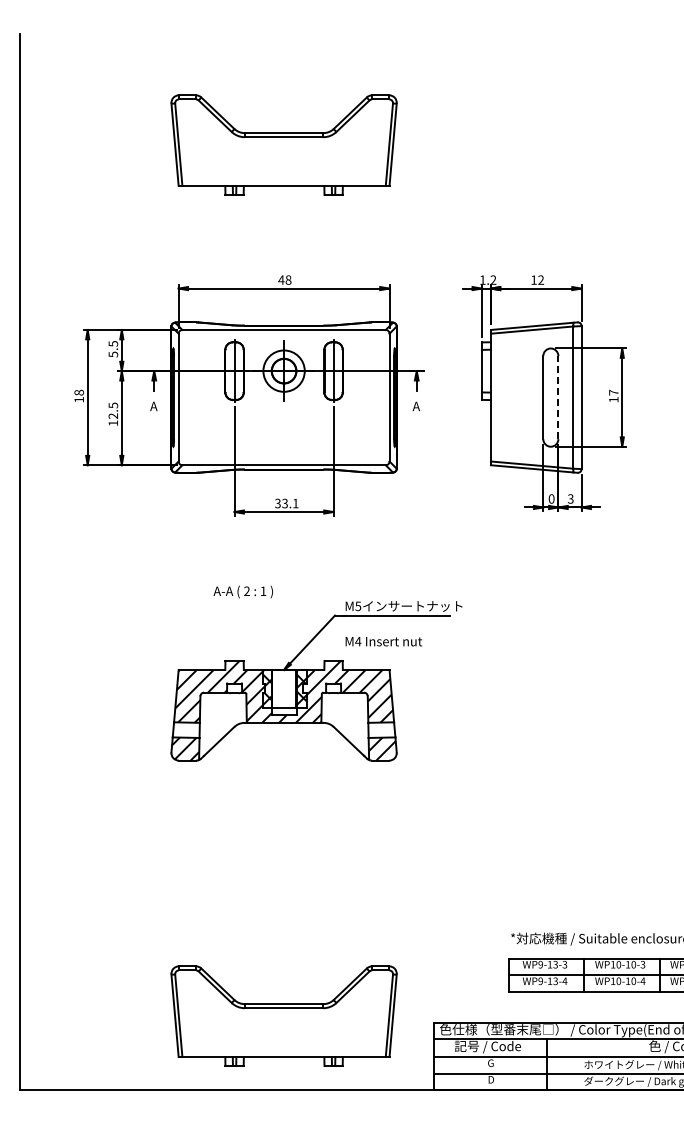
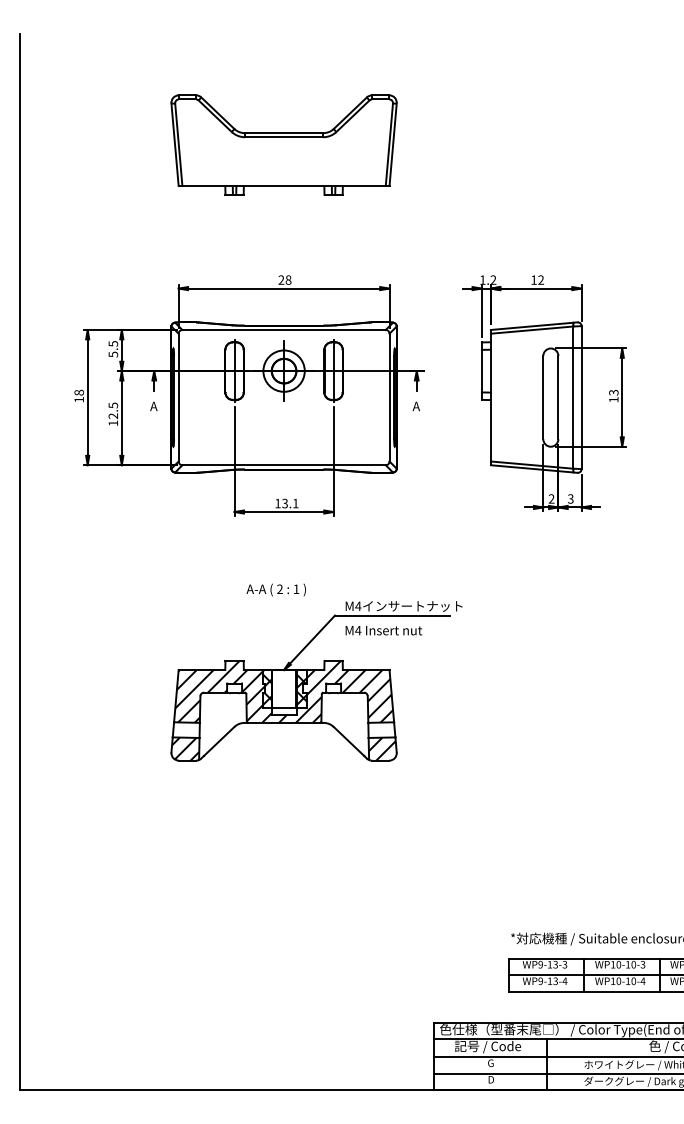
text: 48 -> 28 (281, 279)
text: 17 -> 13 (613, 392)
line: dashed -> solid (558, 397)
text: 0 -> 2 (551, 498)
text: 33.1 -> 13.1 (277, 503)
text position: (242, 591) -> (275, 589) (275, 589)
text: M5 -> M4 (357, 606)
text position: (383, 641) -> (383, 630) (383, 630)
part: present -> none (283, 1015)
